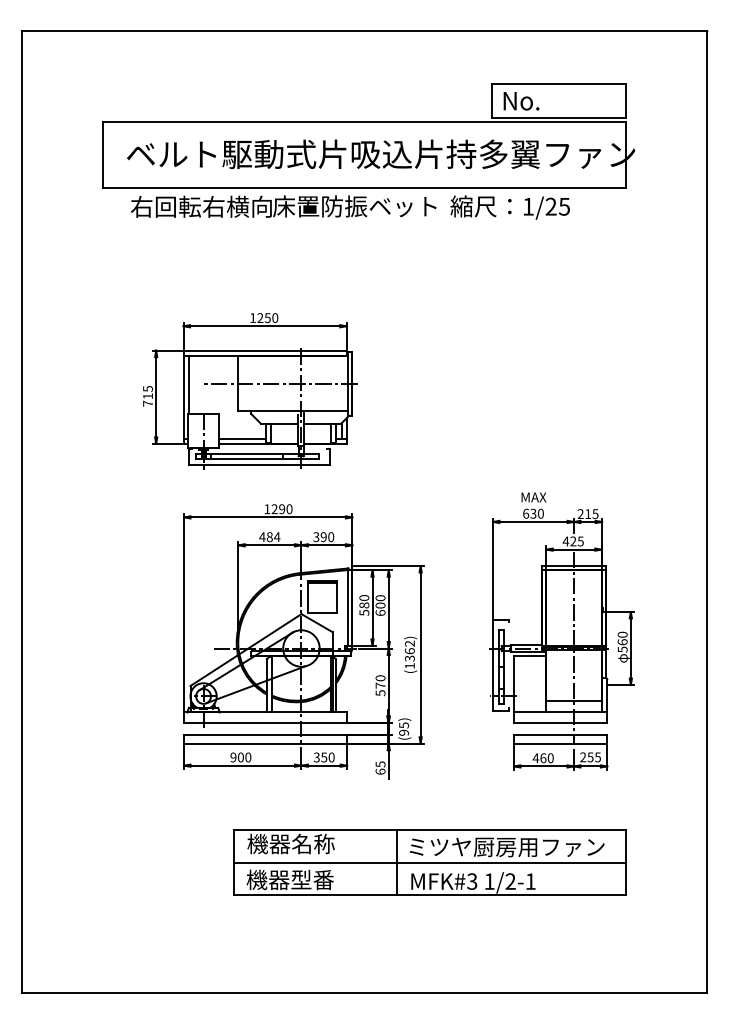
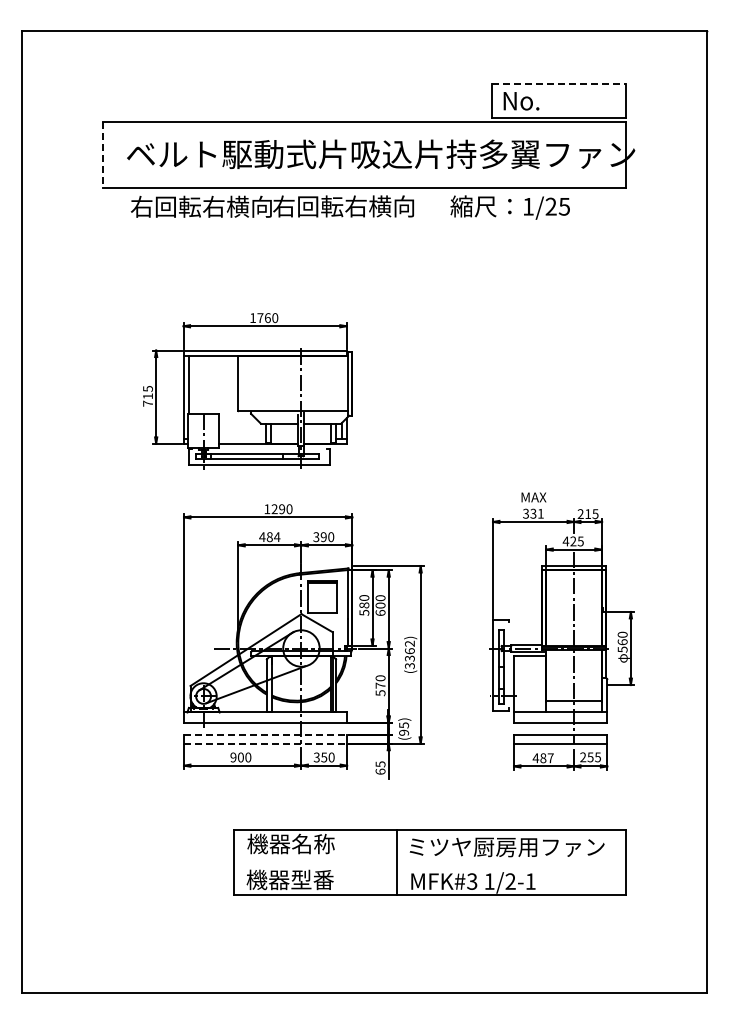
line: solid -> dashed (558, 84)
line: solid -> dashed (103, 154)
text: 床置防振ベット -> 右回転右横向 (354, 206)
text: 1250 -> 1760 (263, 317)
line: present -> none (280, 383)
line: present -> none (242, 438)
text: 630 -> 331 (533, 513)
text: (1362) -> (3362) (409, 666)
line: solid -> dashed (265, 735)
line: solid -> dashed (265, 743)
text: 460 -> 487 (546, 758)
line: present -> none (429, 862)
